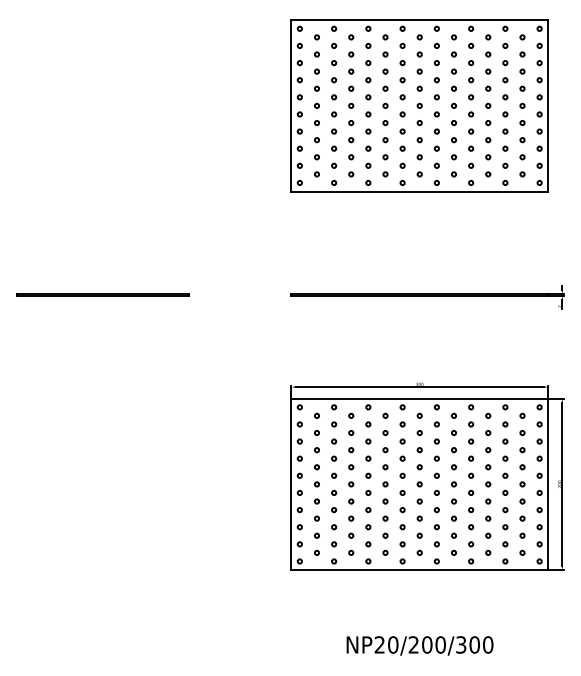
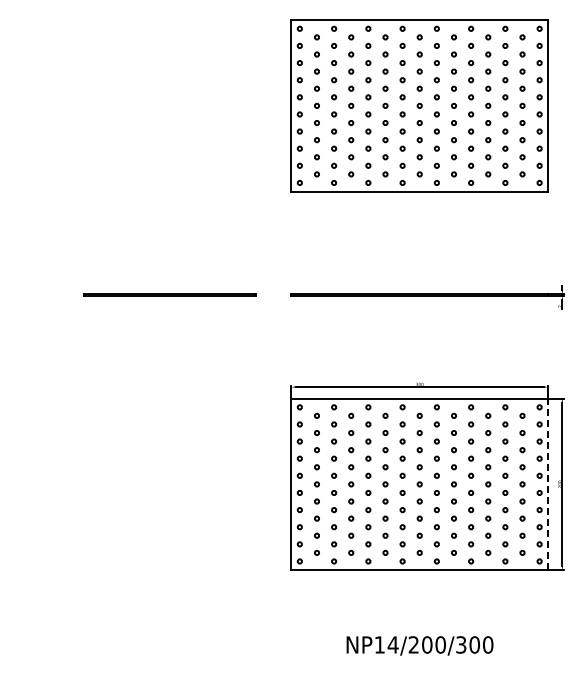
line position: (102, 294) -> (169, 294) (169, 294)
line: solid -> dashed (548, 484)
text: NP20/200/300 -> NP14/200/300 (386, 644)
